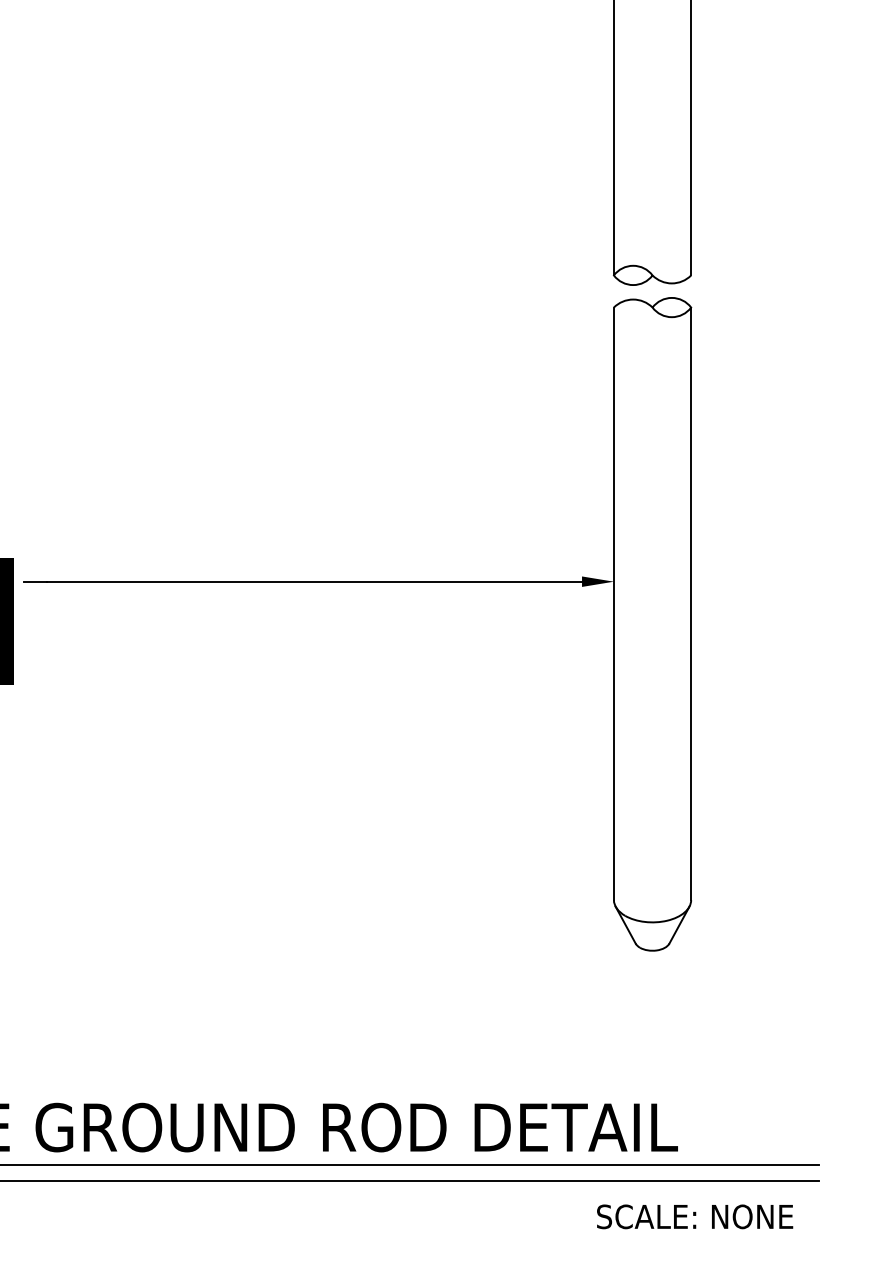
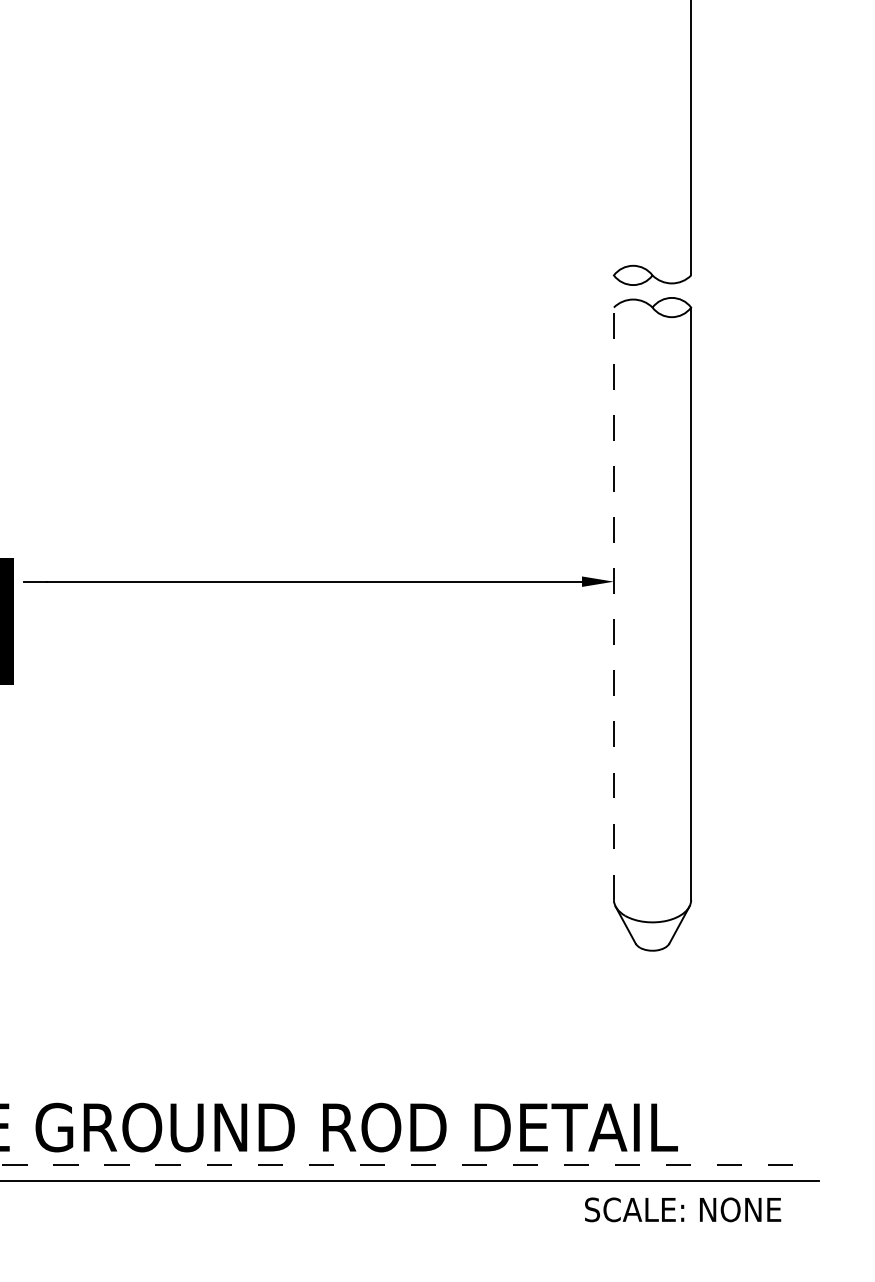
line: present -> none (613, 138)
line: solid -> dashed (613, 603)
line: solid -> dashed (409, 1165)
text position: (695, 1216) -> (683, 1209) (683, 1209)
